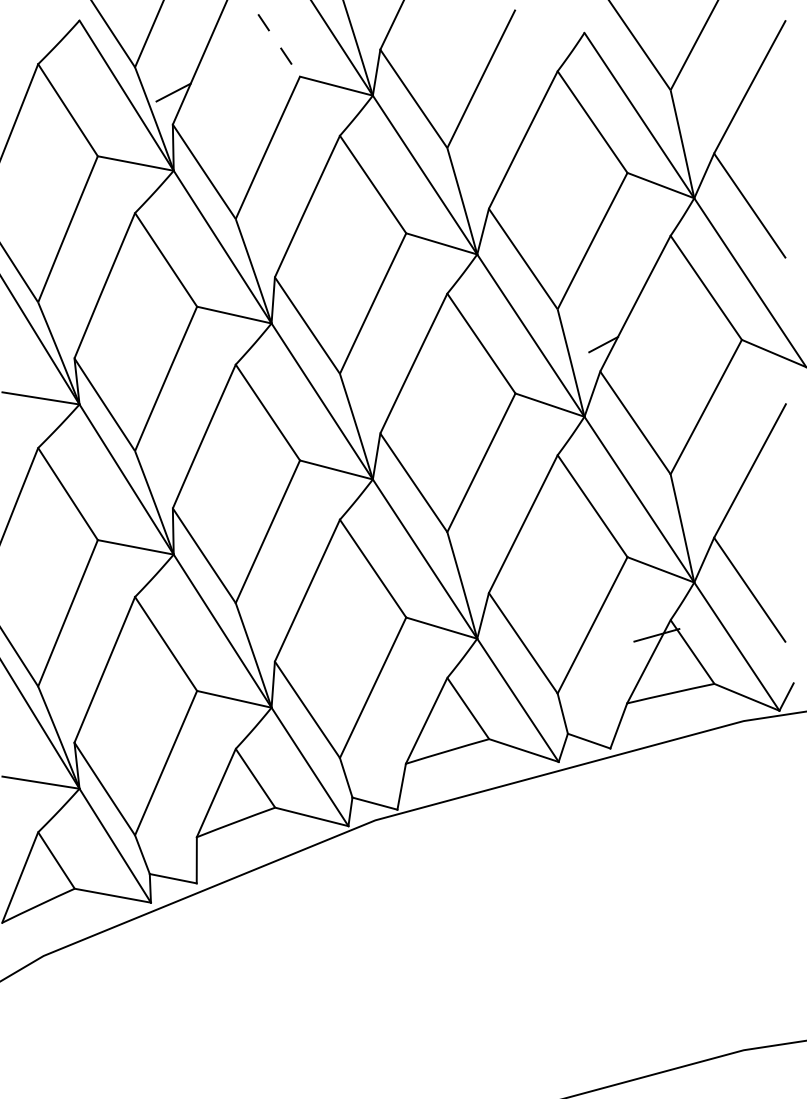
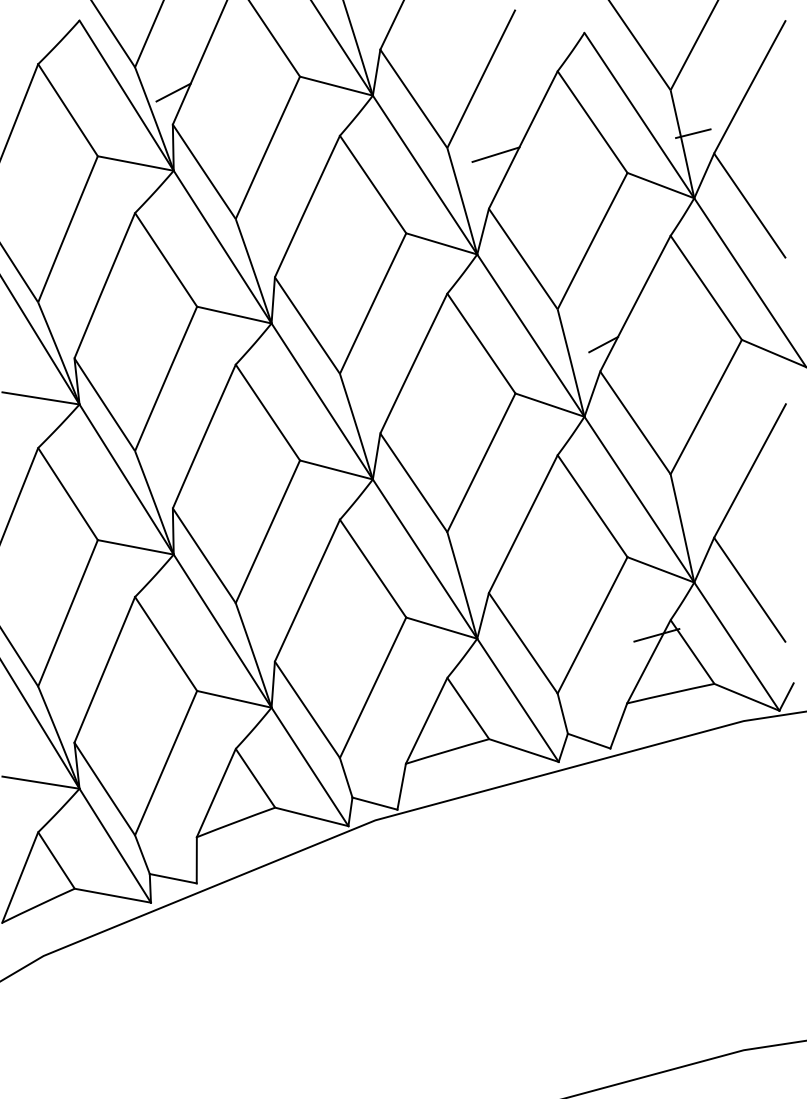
line: dashed -> solid (274, 38)
line: none -> present (693, 133)
line: none -> present (495, 154)
